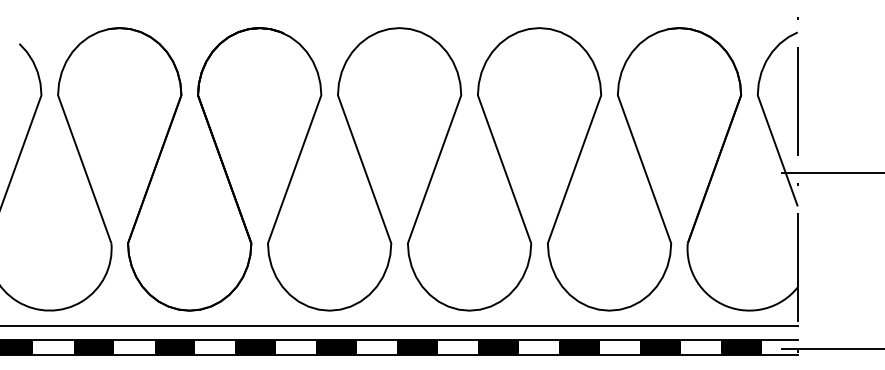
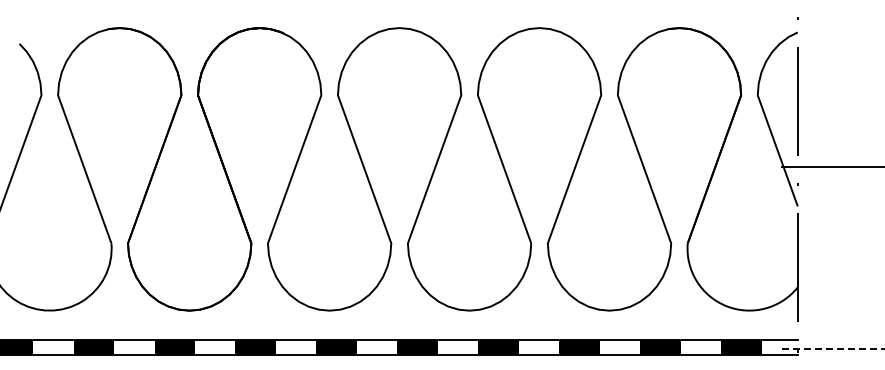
line position: (831, 173) -> (831, 167) (831, 167)
line: present -> none (399, 326)
line: solid -> dashed (833, 349)
